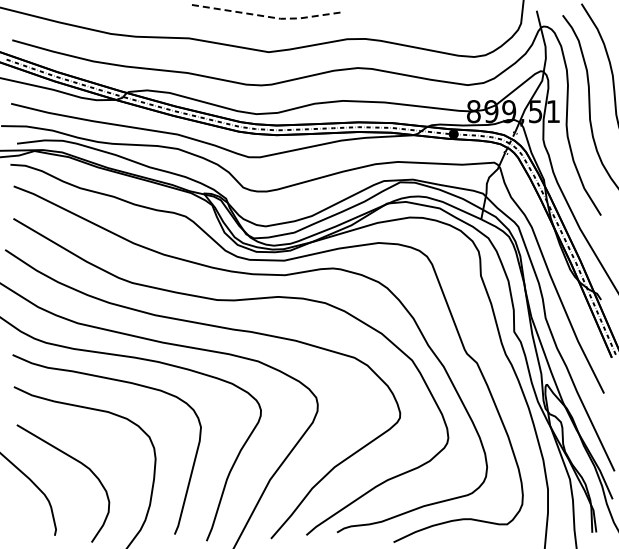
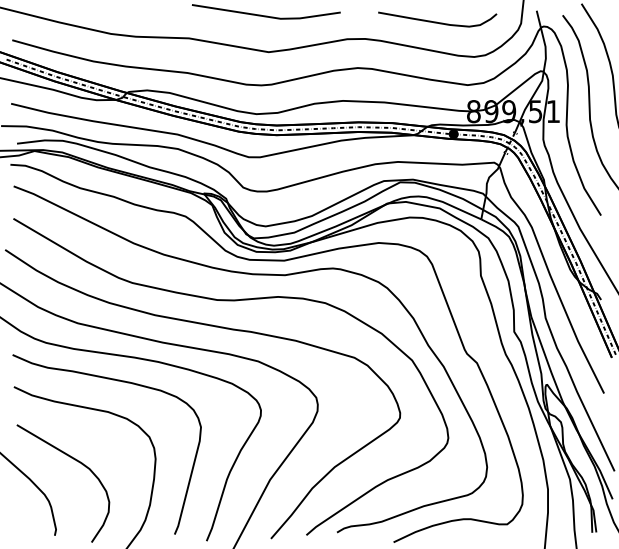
line: dashed -> solid (267, 16)
curve: none -> present (437, 21)
